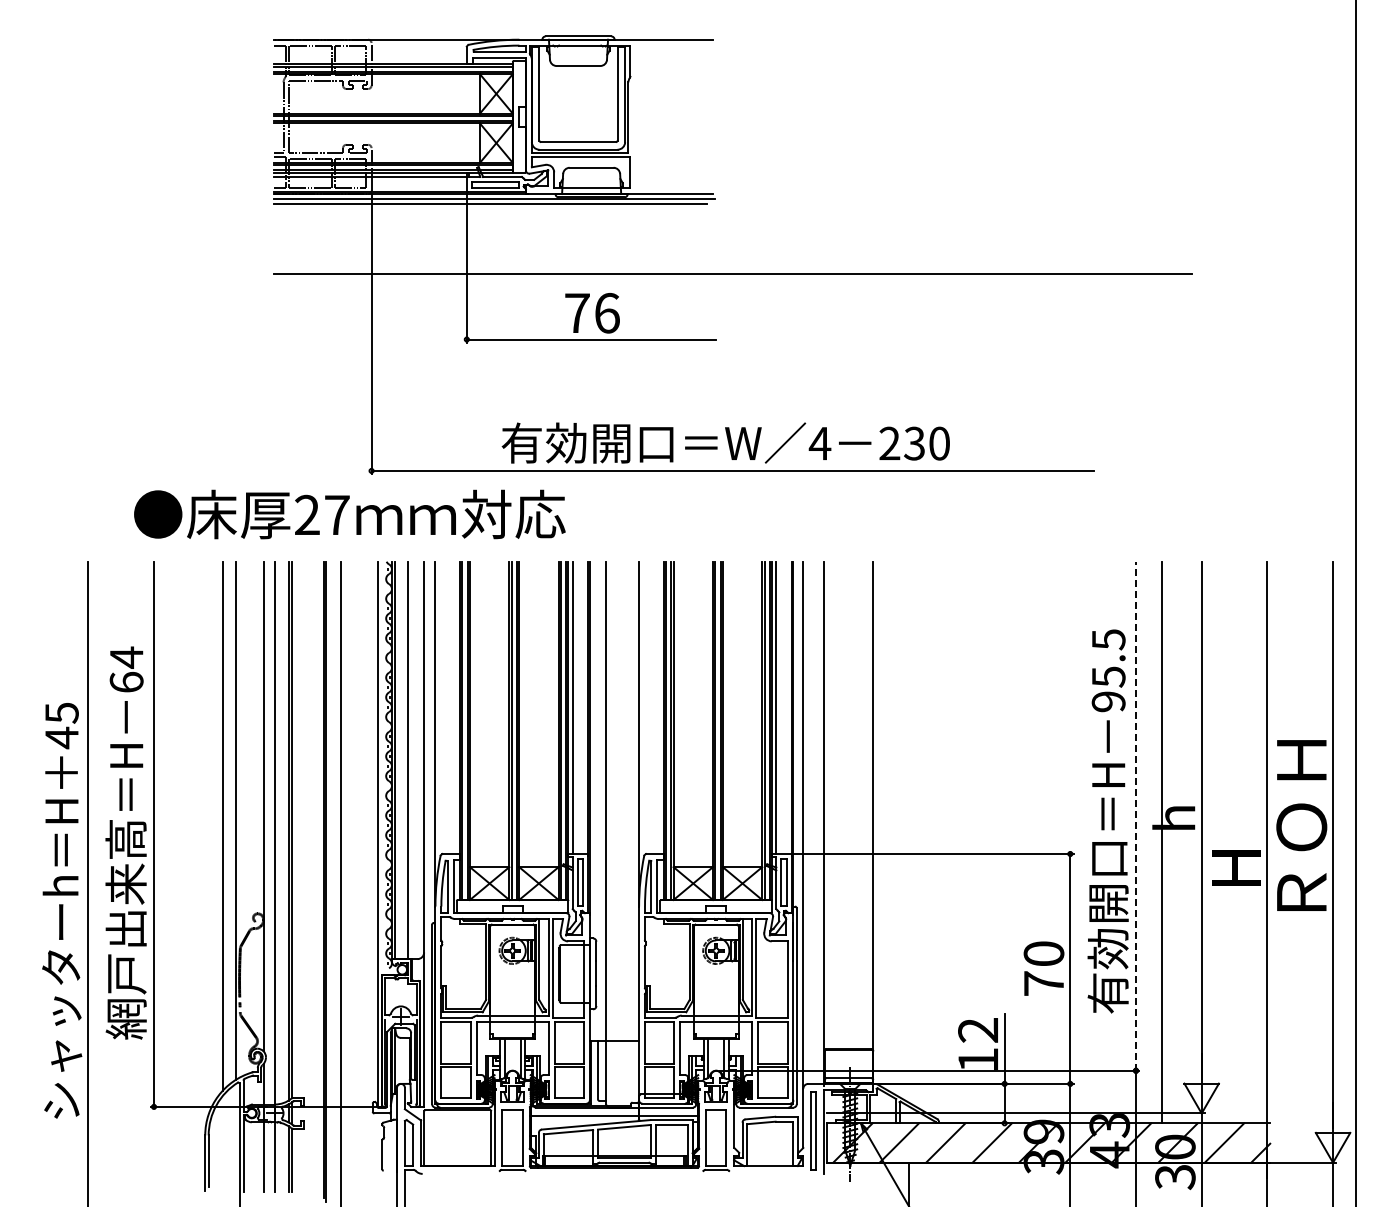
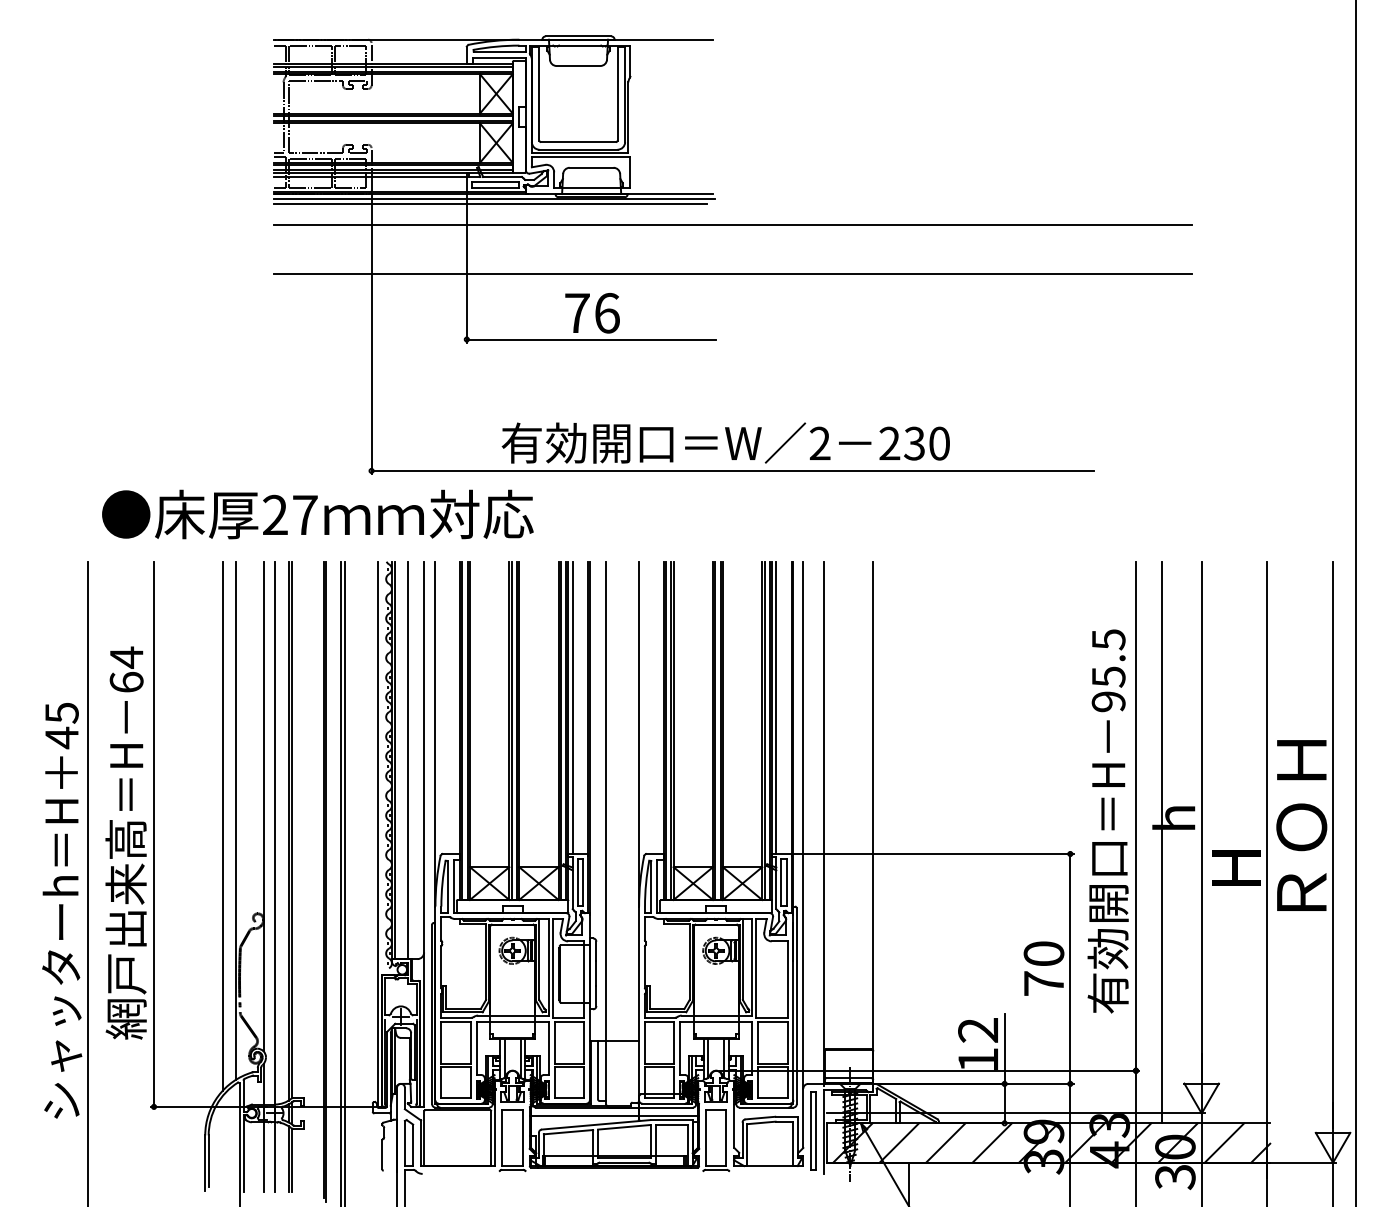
line: none -> present (732, 224)
text: 4 -> 2 (819, 443)
text position: (349, 514) -> (317, 514) (317, 514)
line: dashed -> solid (1136, 816)
line: none -> present (345, 882)
